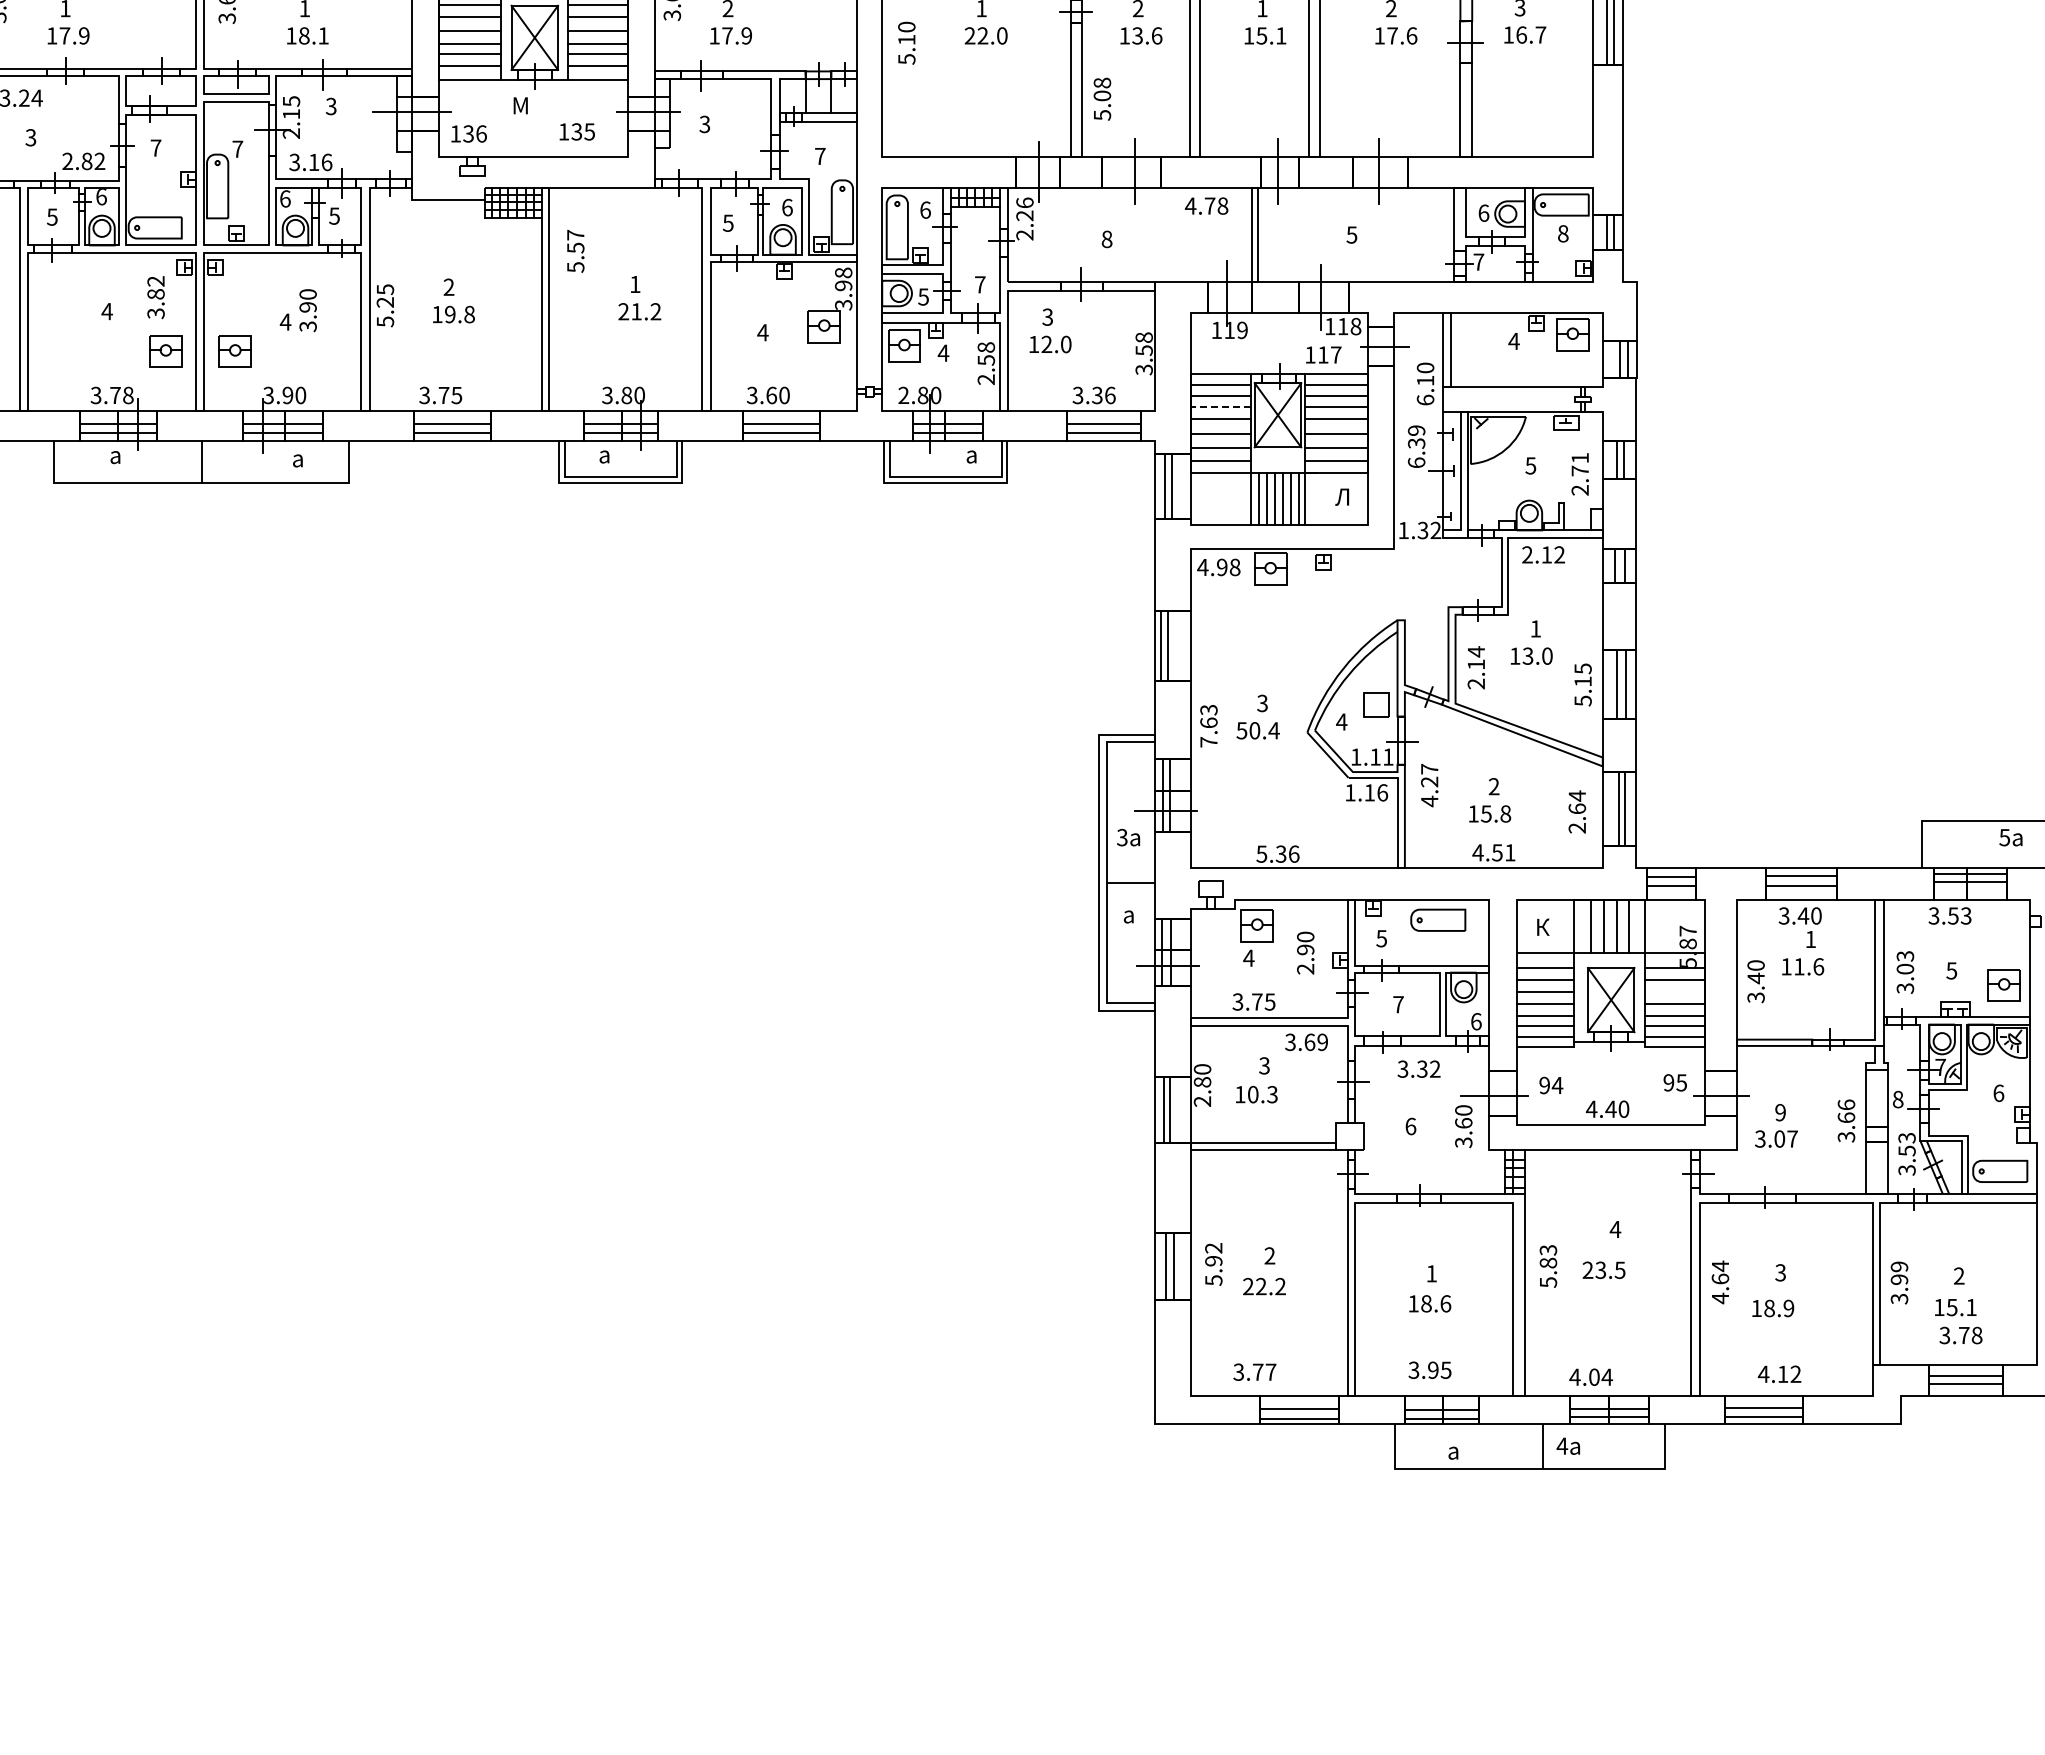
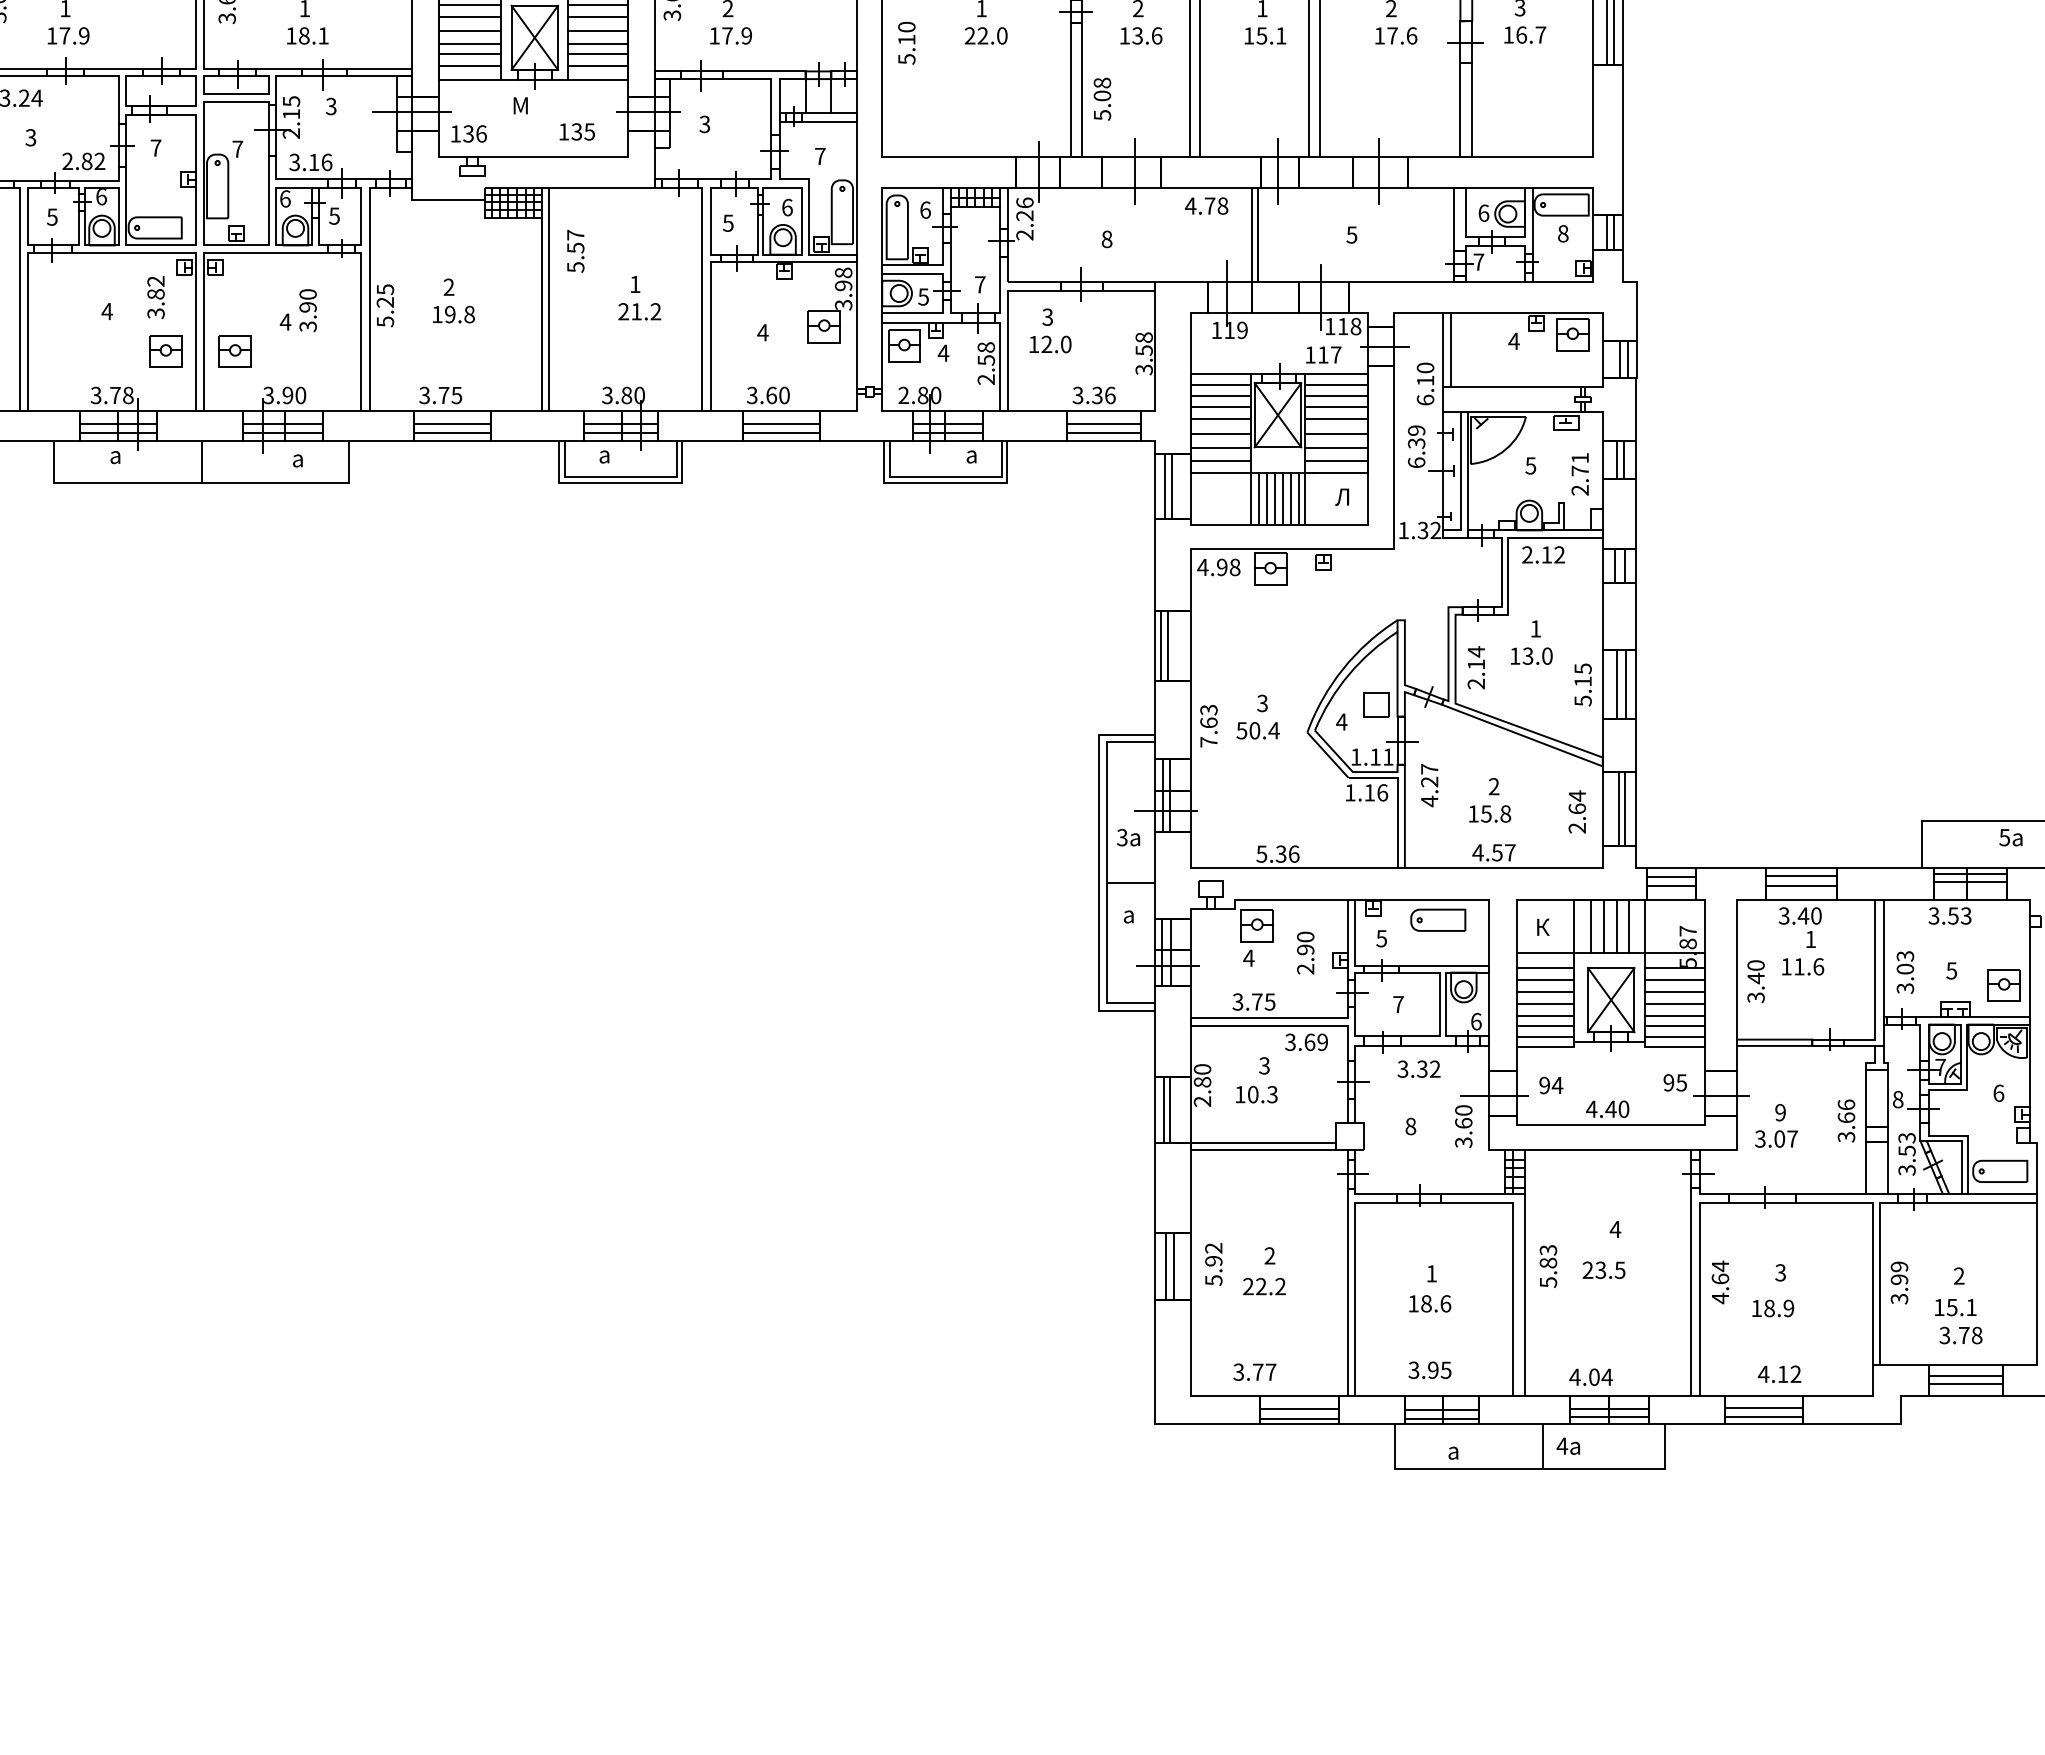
line: dashed -> solid (1220, 407)
text: 4.51 -> 4.57 (1510, 852)
line: none -> present (1674, 992)
text: 6 -> 8 (1410, 1126)
